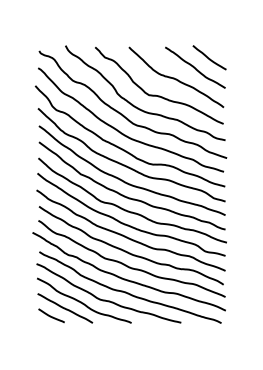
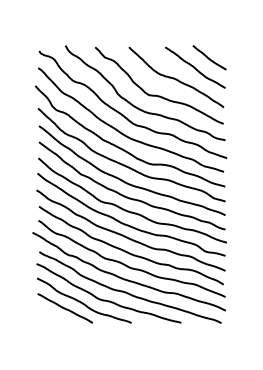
line: present -> none (50, 315)
